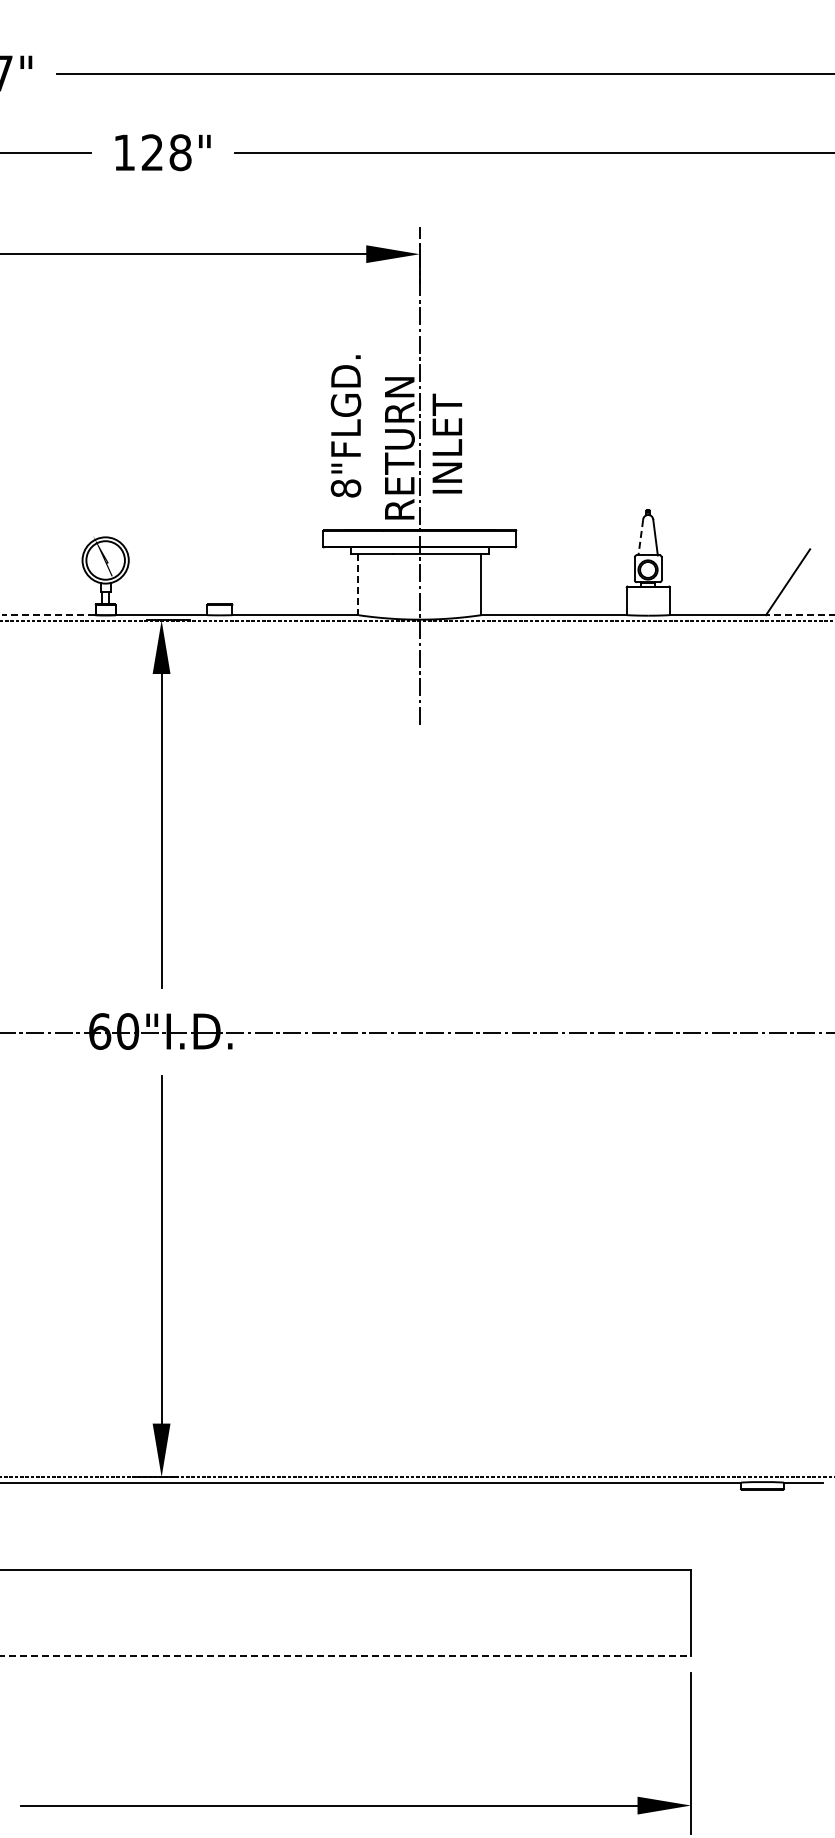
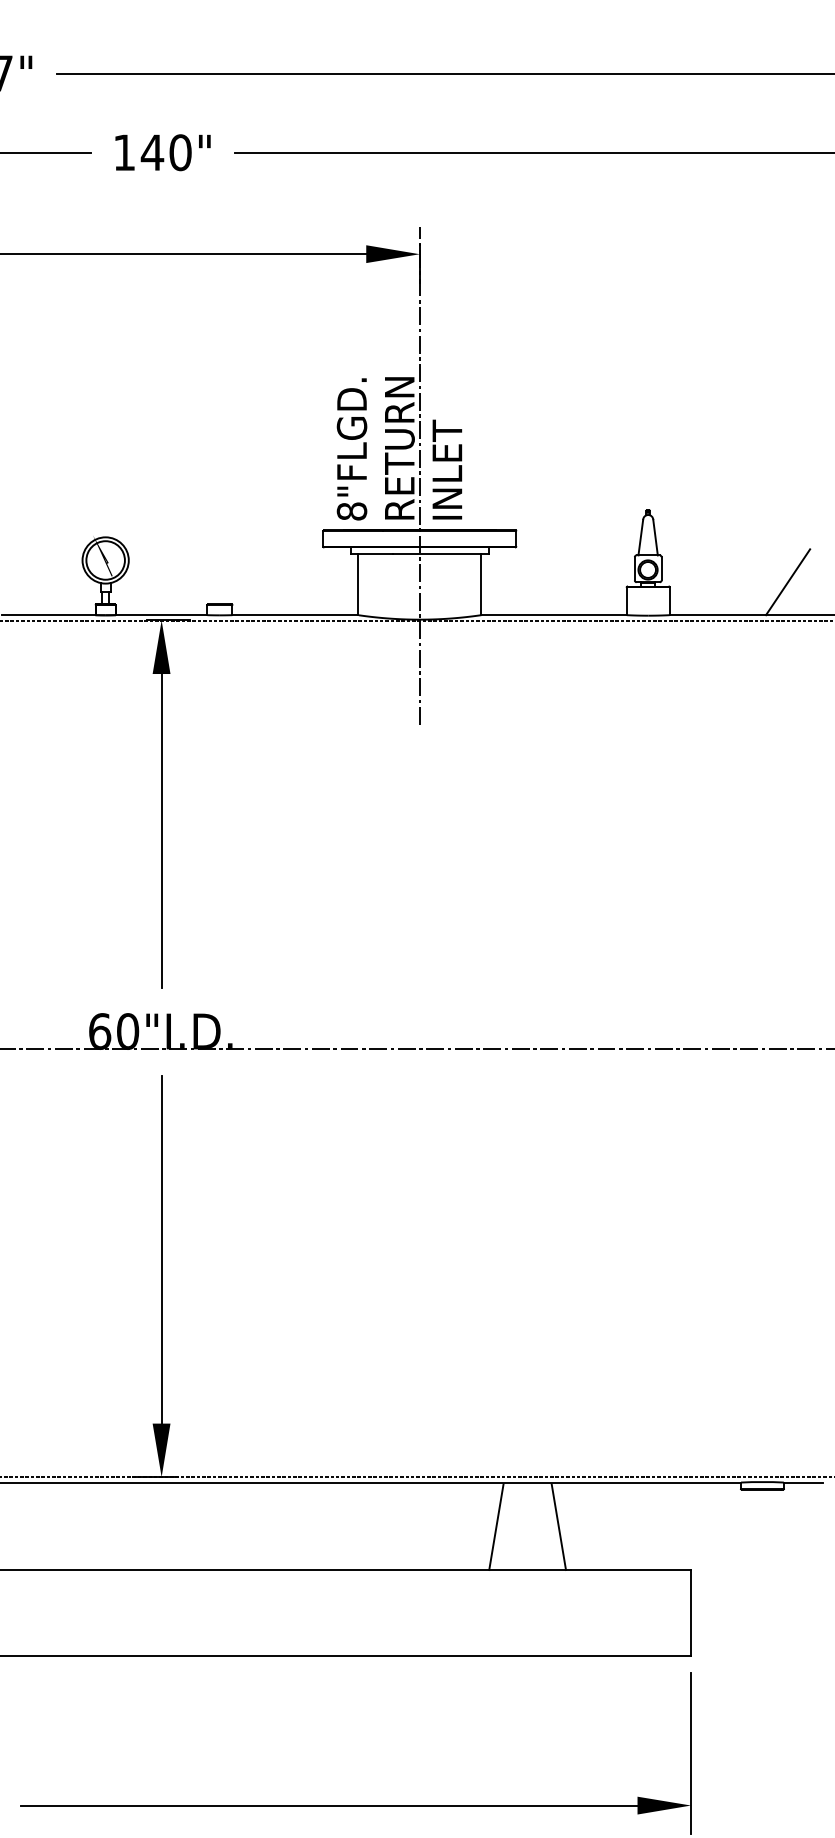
text: 128" -> 140" (165, 152)
text position: (345, 426) -> (351, 449) (351, 449)
text position: (447, 443) -> (447, 469) (447, 469)
line: dashed -> solid (640, 537)
line: dashed -> solid (358, 585)
line: dashed -> solid (48, 615)
line: dashed -> solid (799, 615)
line position: (416, 1032) -> (416, 1048) (416, 1048)
line: none -> present (496, 1527)
line: none -> present (558, 1527)
line: dashed -> solid (346, 1655)
